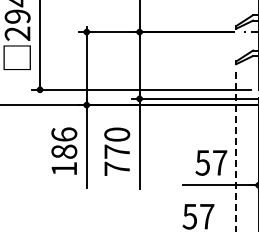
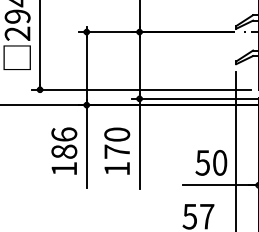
line: dashed -> solid (236, 152)
text: 57 -> 50 (220, 162)
text: 770 -> 170 (116, 168)
